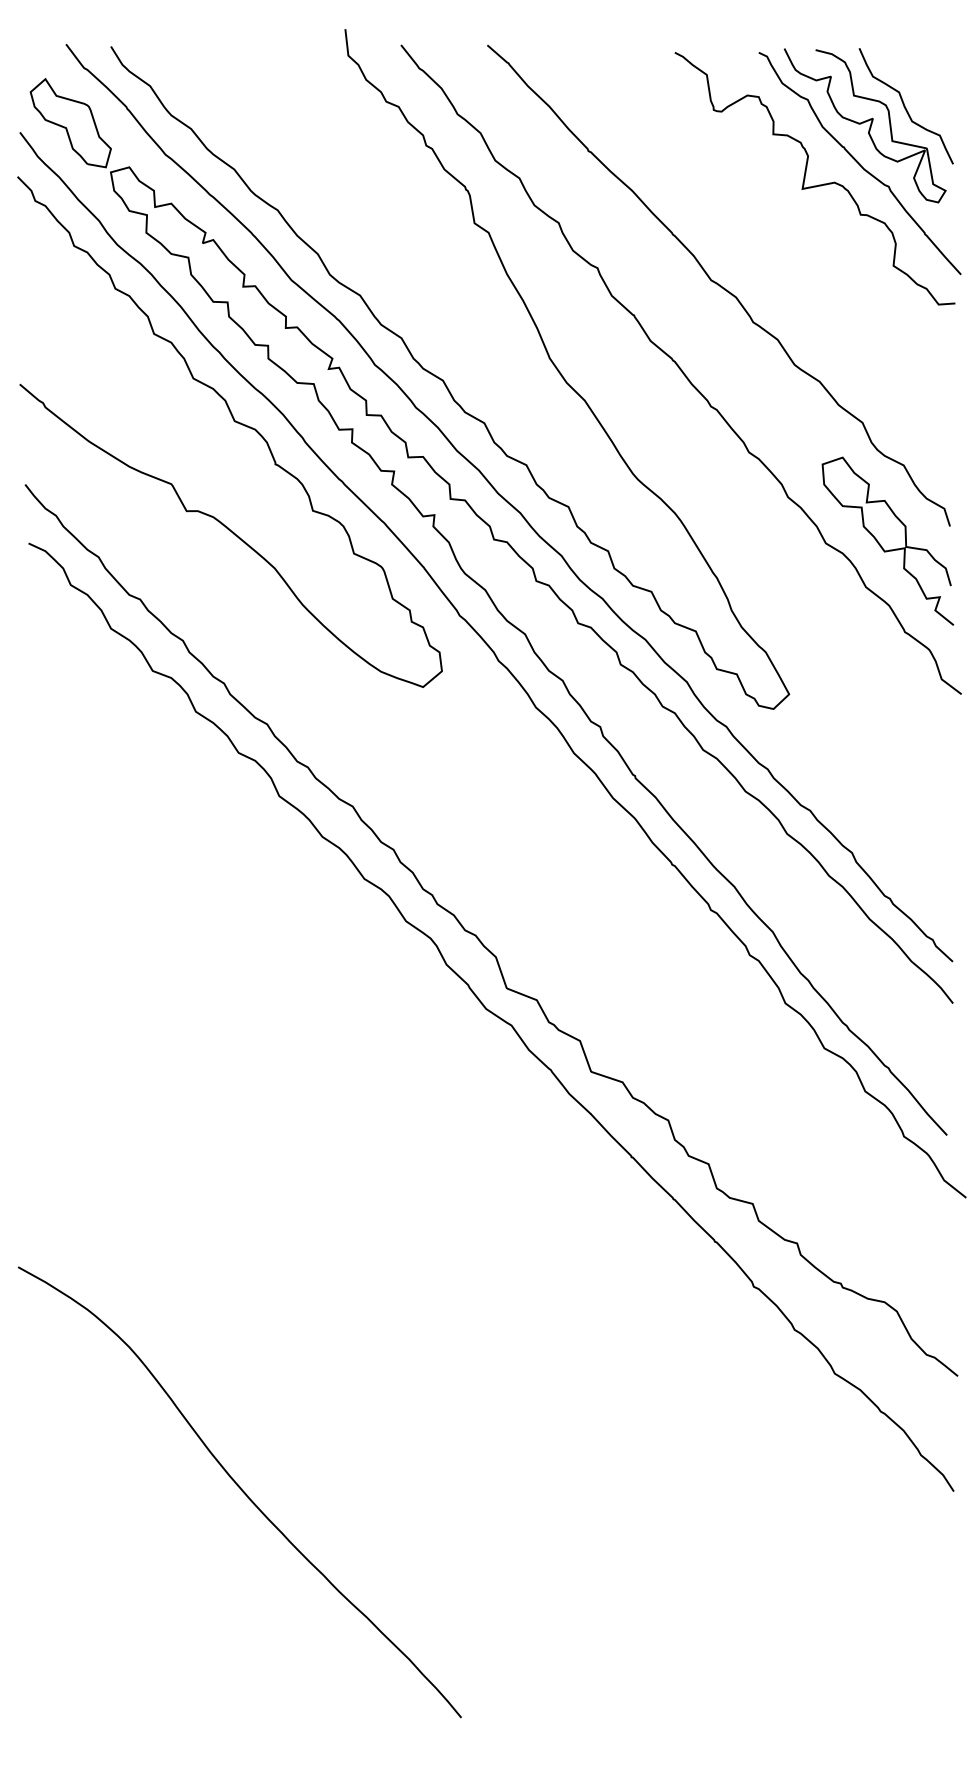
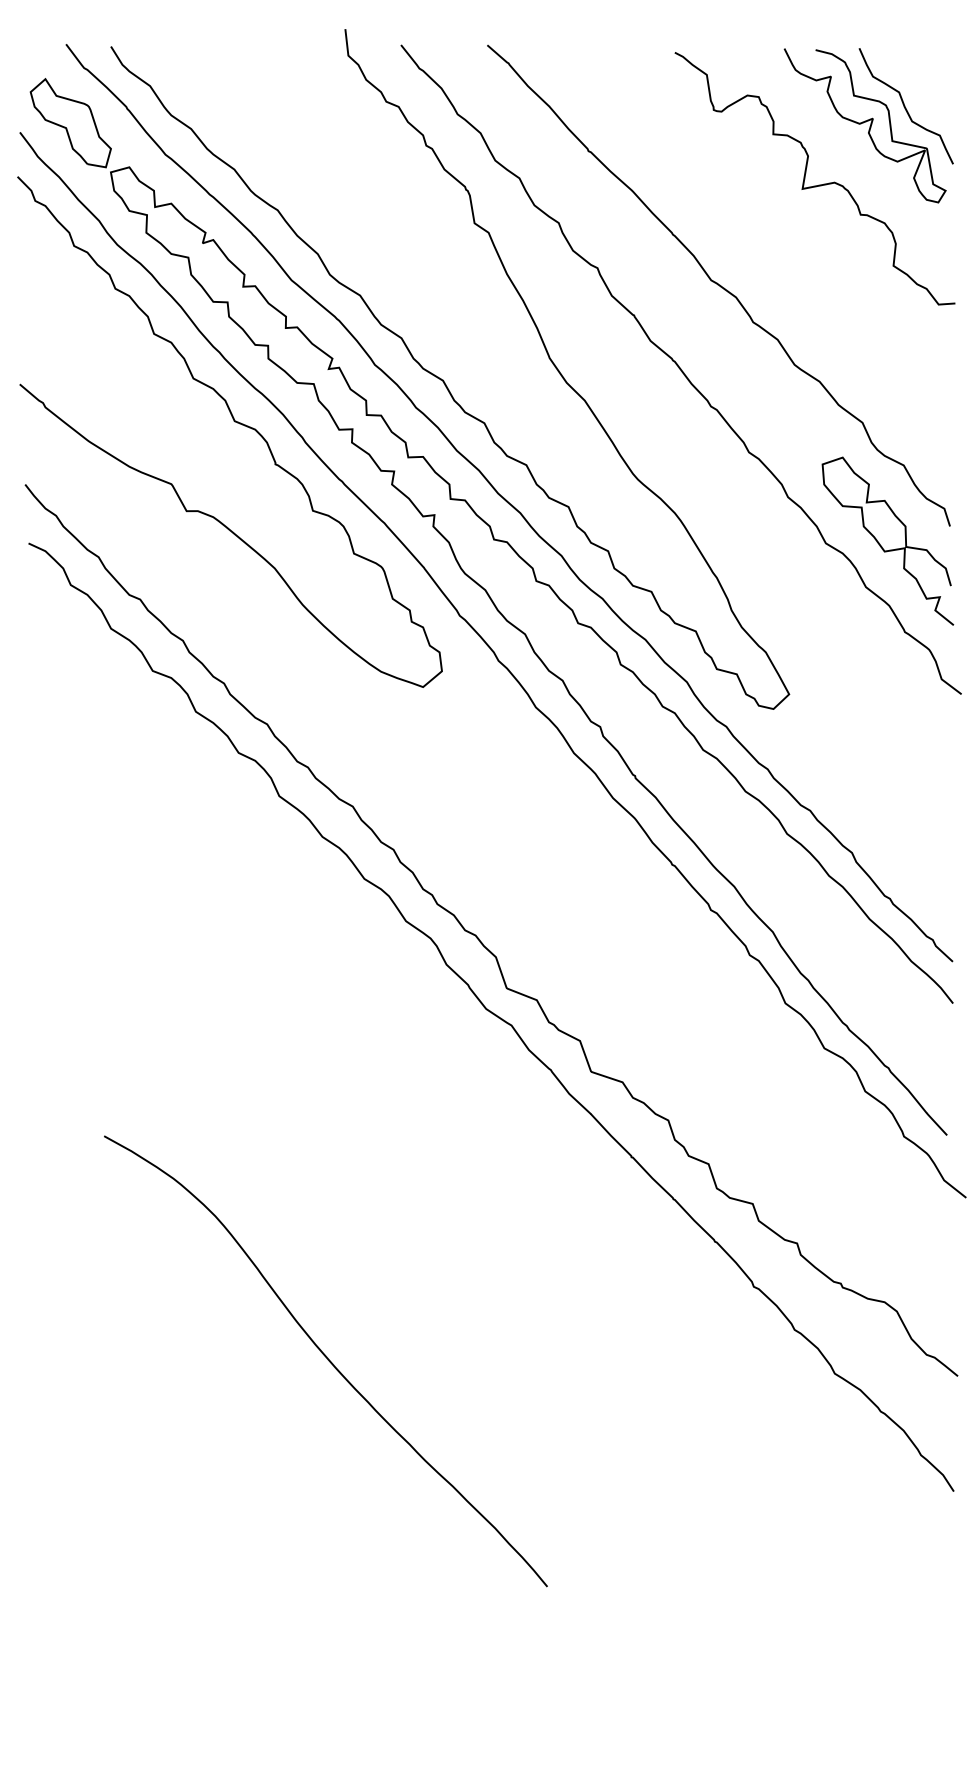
curve: present -> none (859, 163)
curve position: (241, 1490) -> (327, 1359) (327, 1359)
